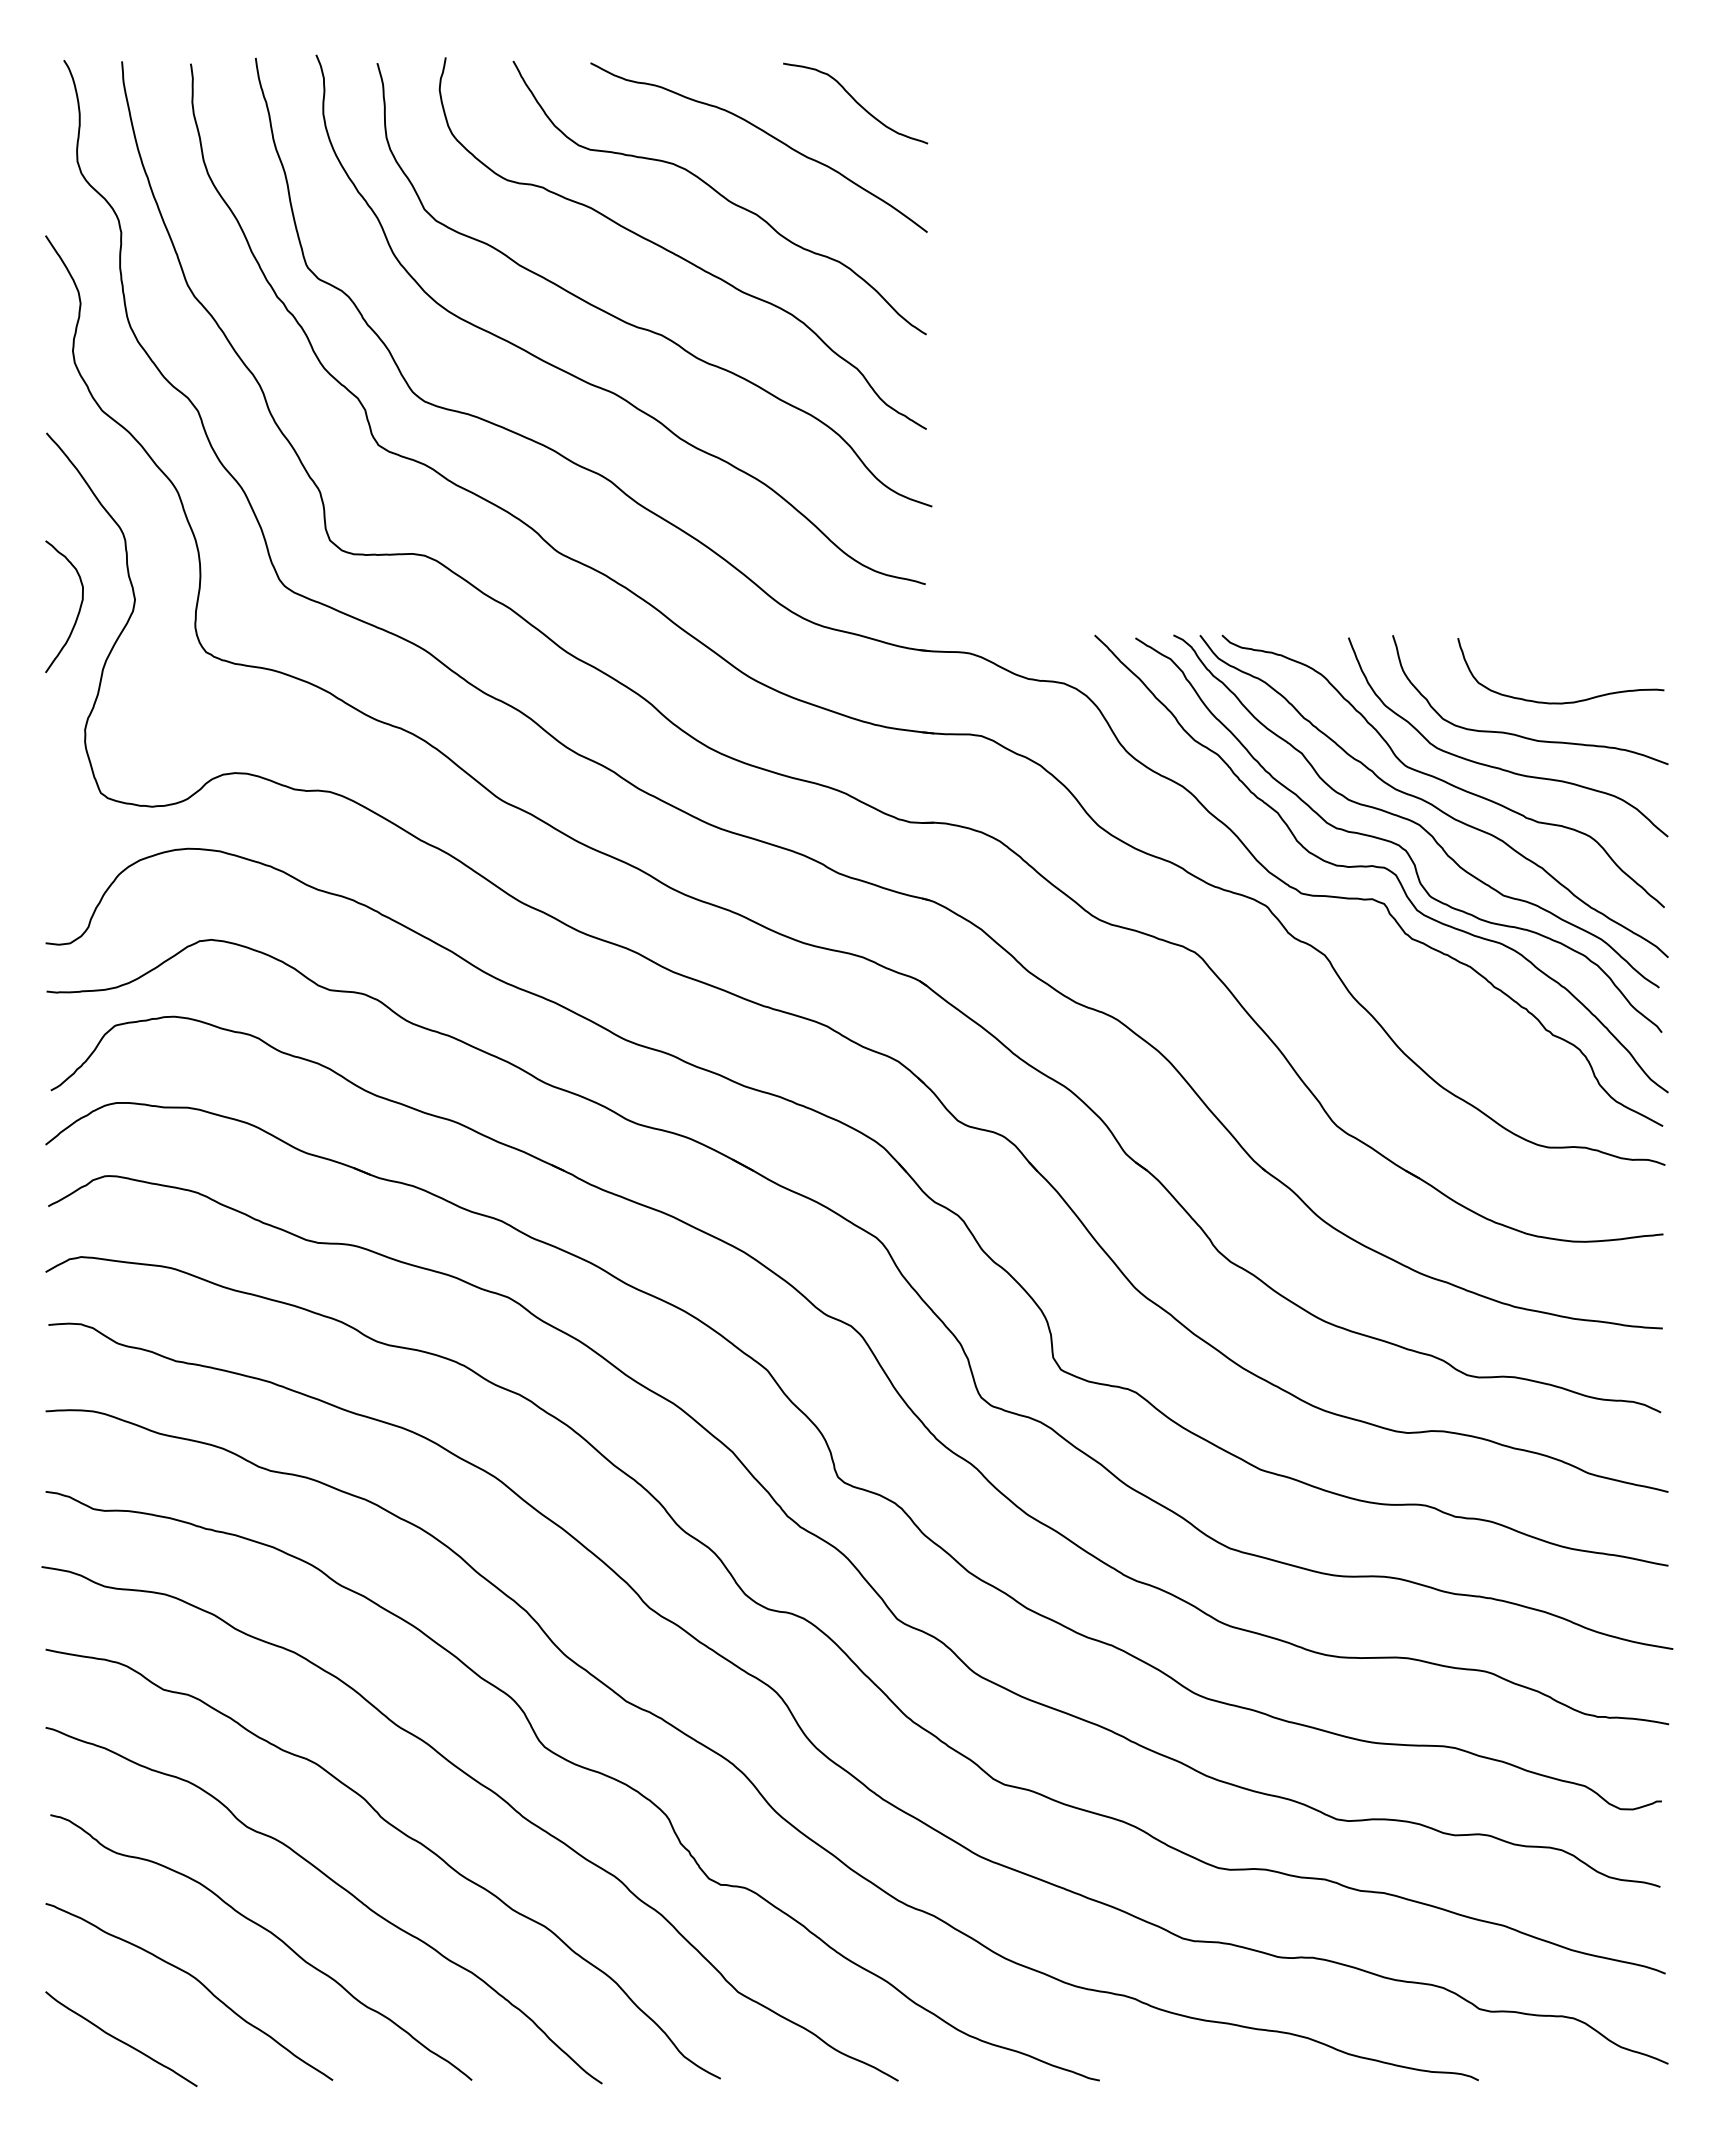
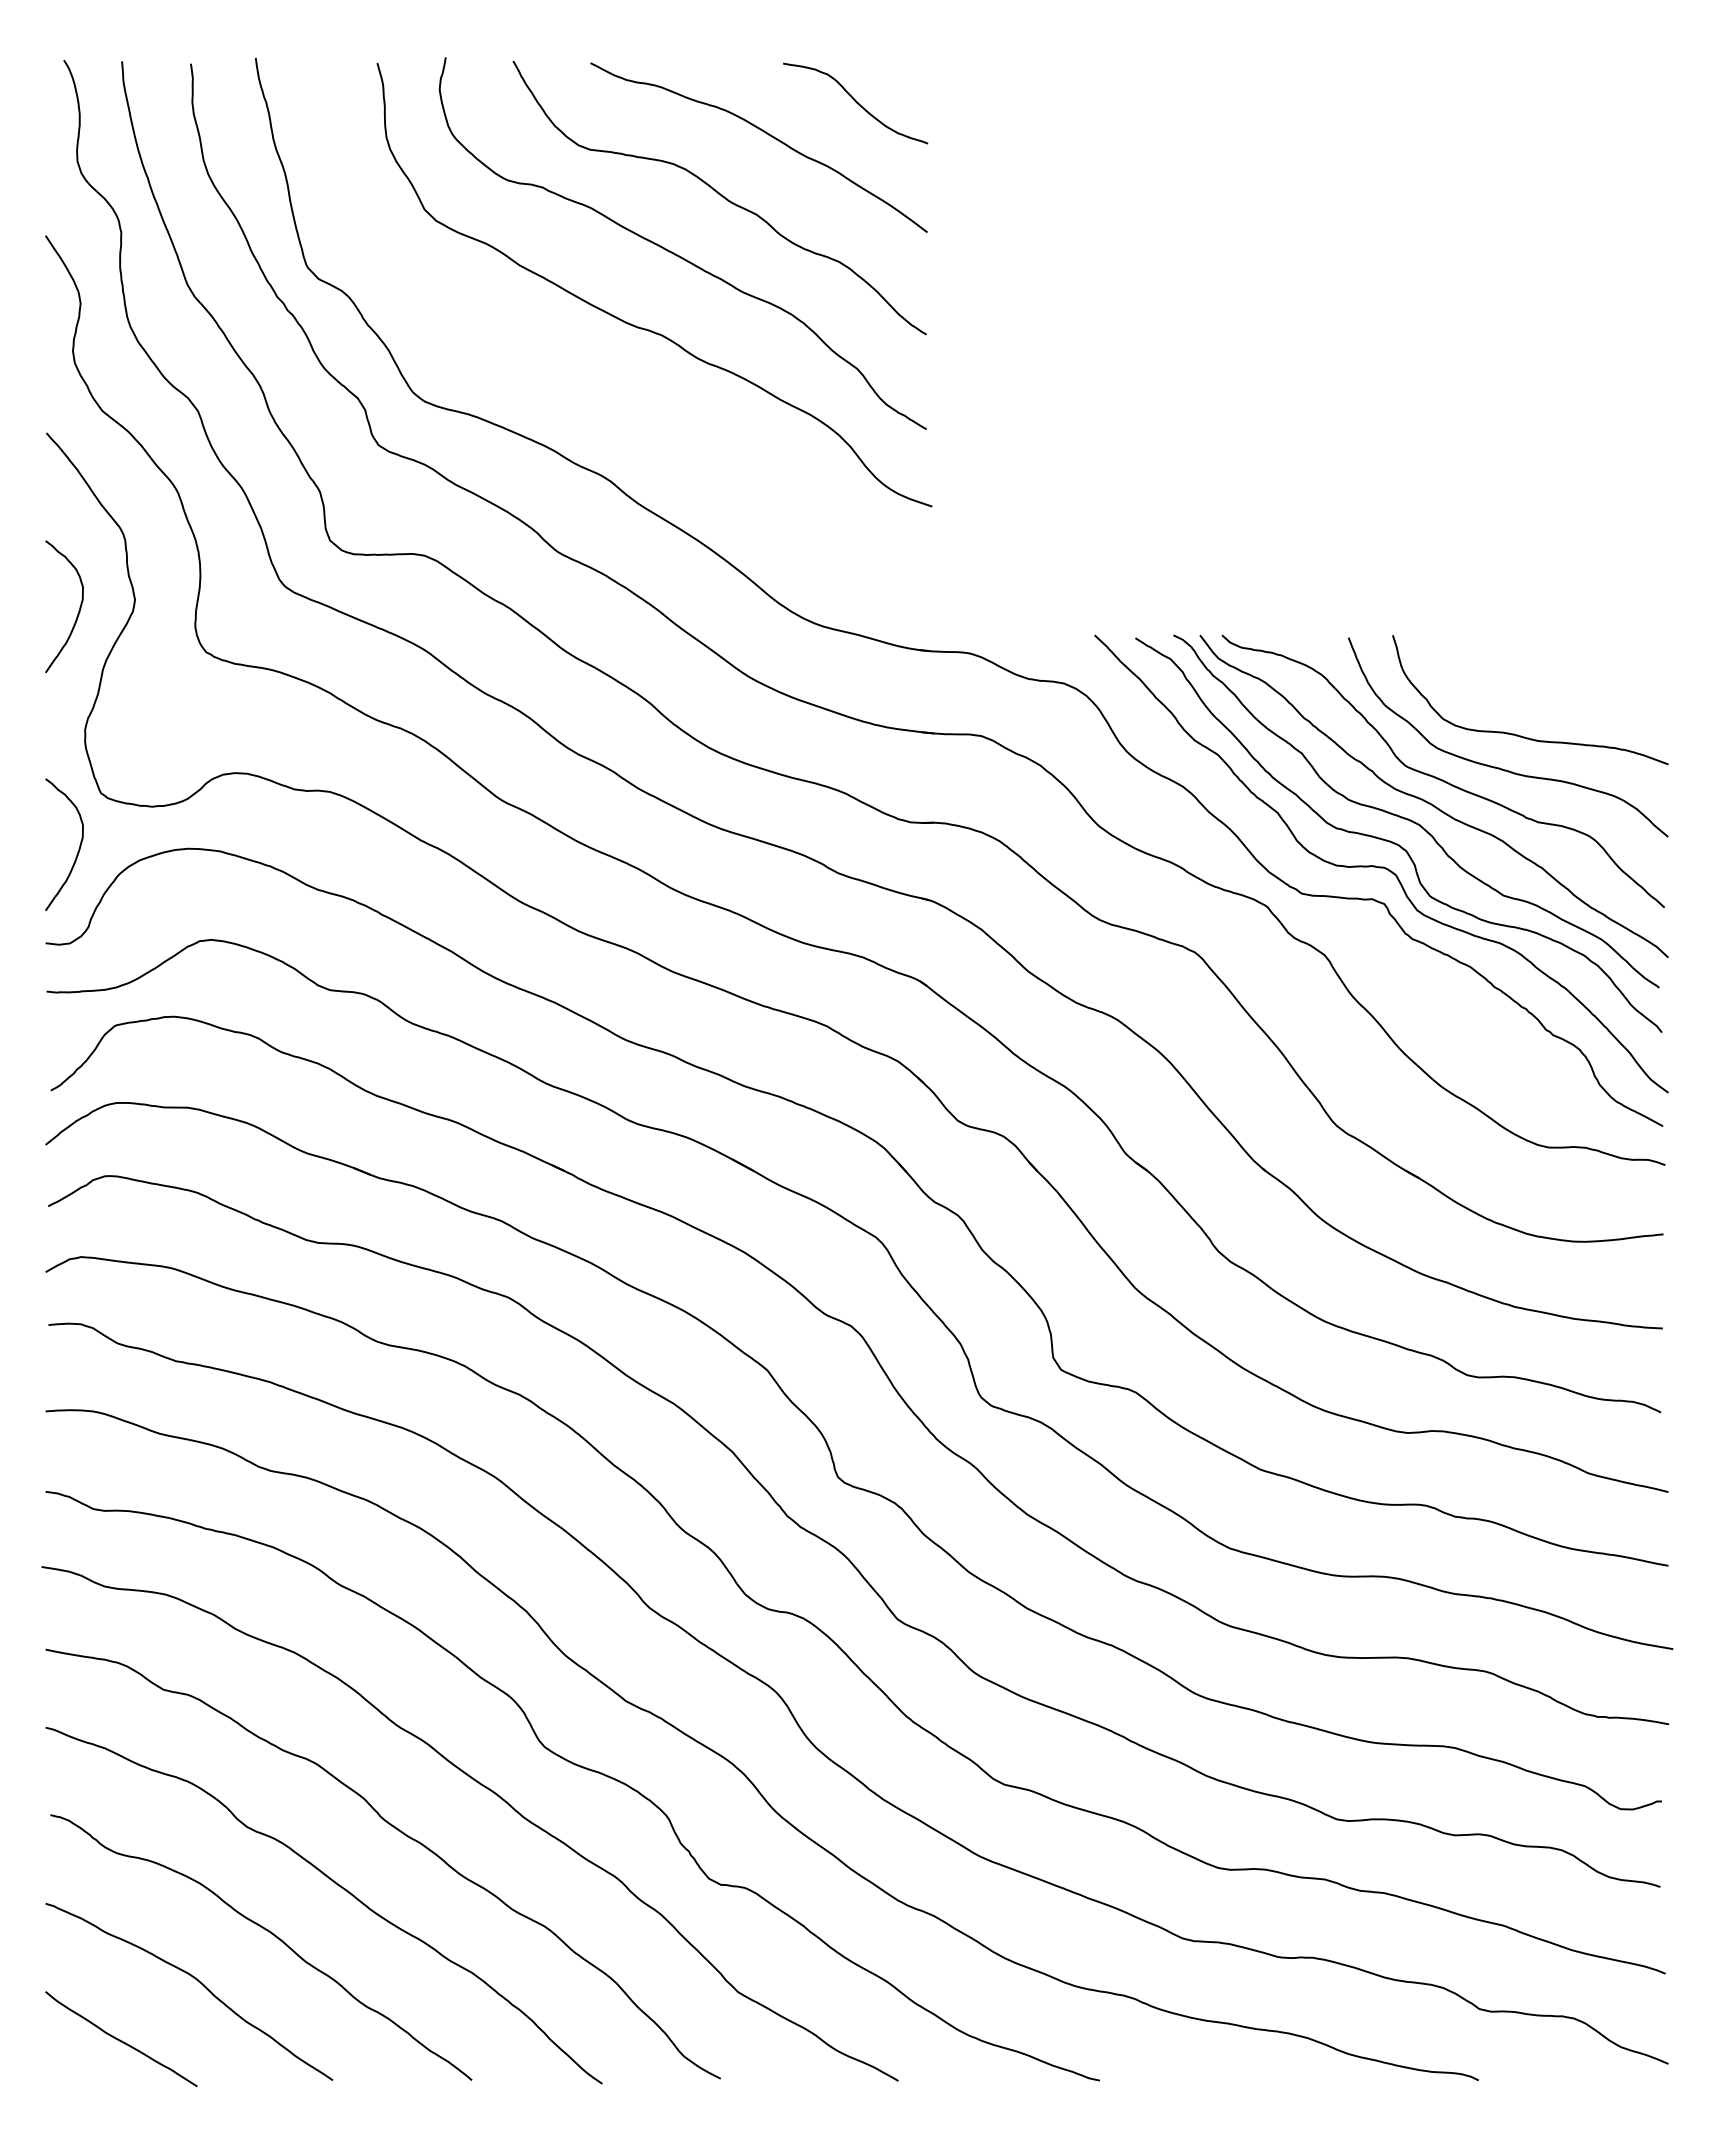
curve: present -> none (594, 384)
curve: present -> none (1560, 702)
curve: none -> present (78, 848)
